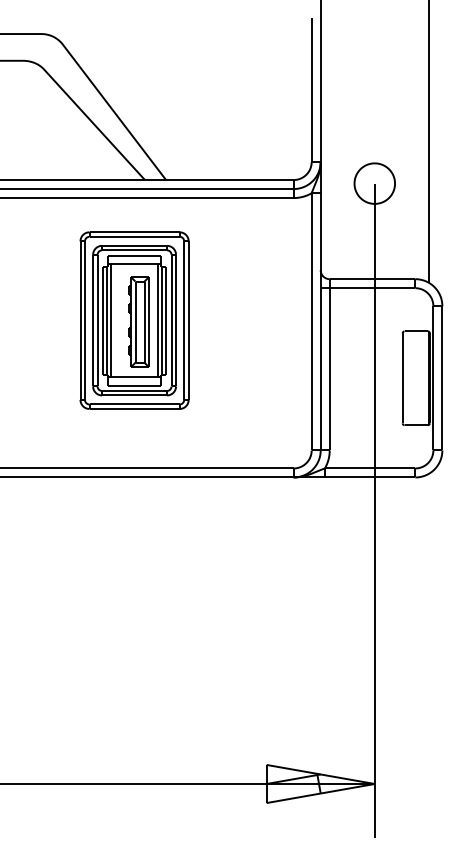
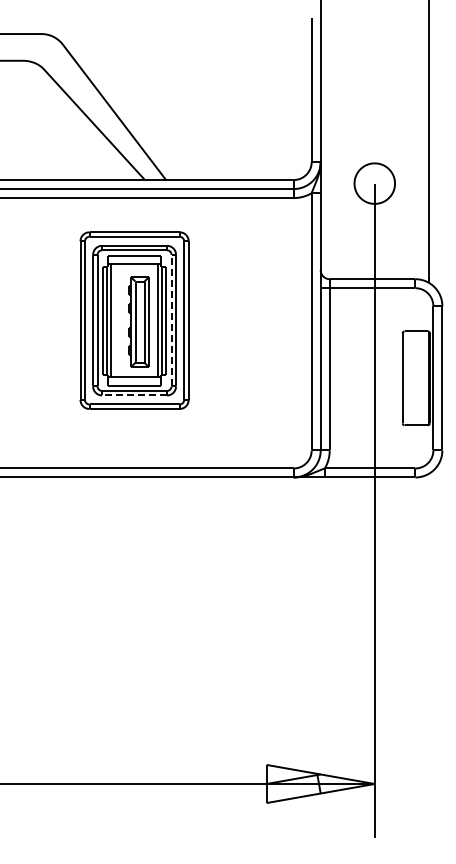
line: solid -> dashed (171, 320)
line: solid -> dashed (134, 395)
